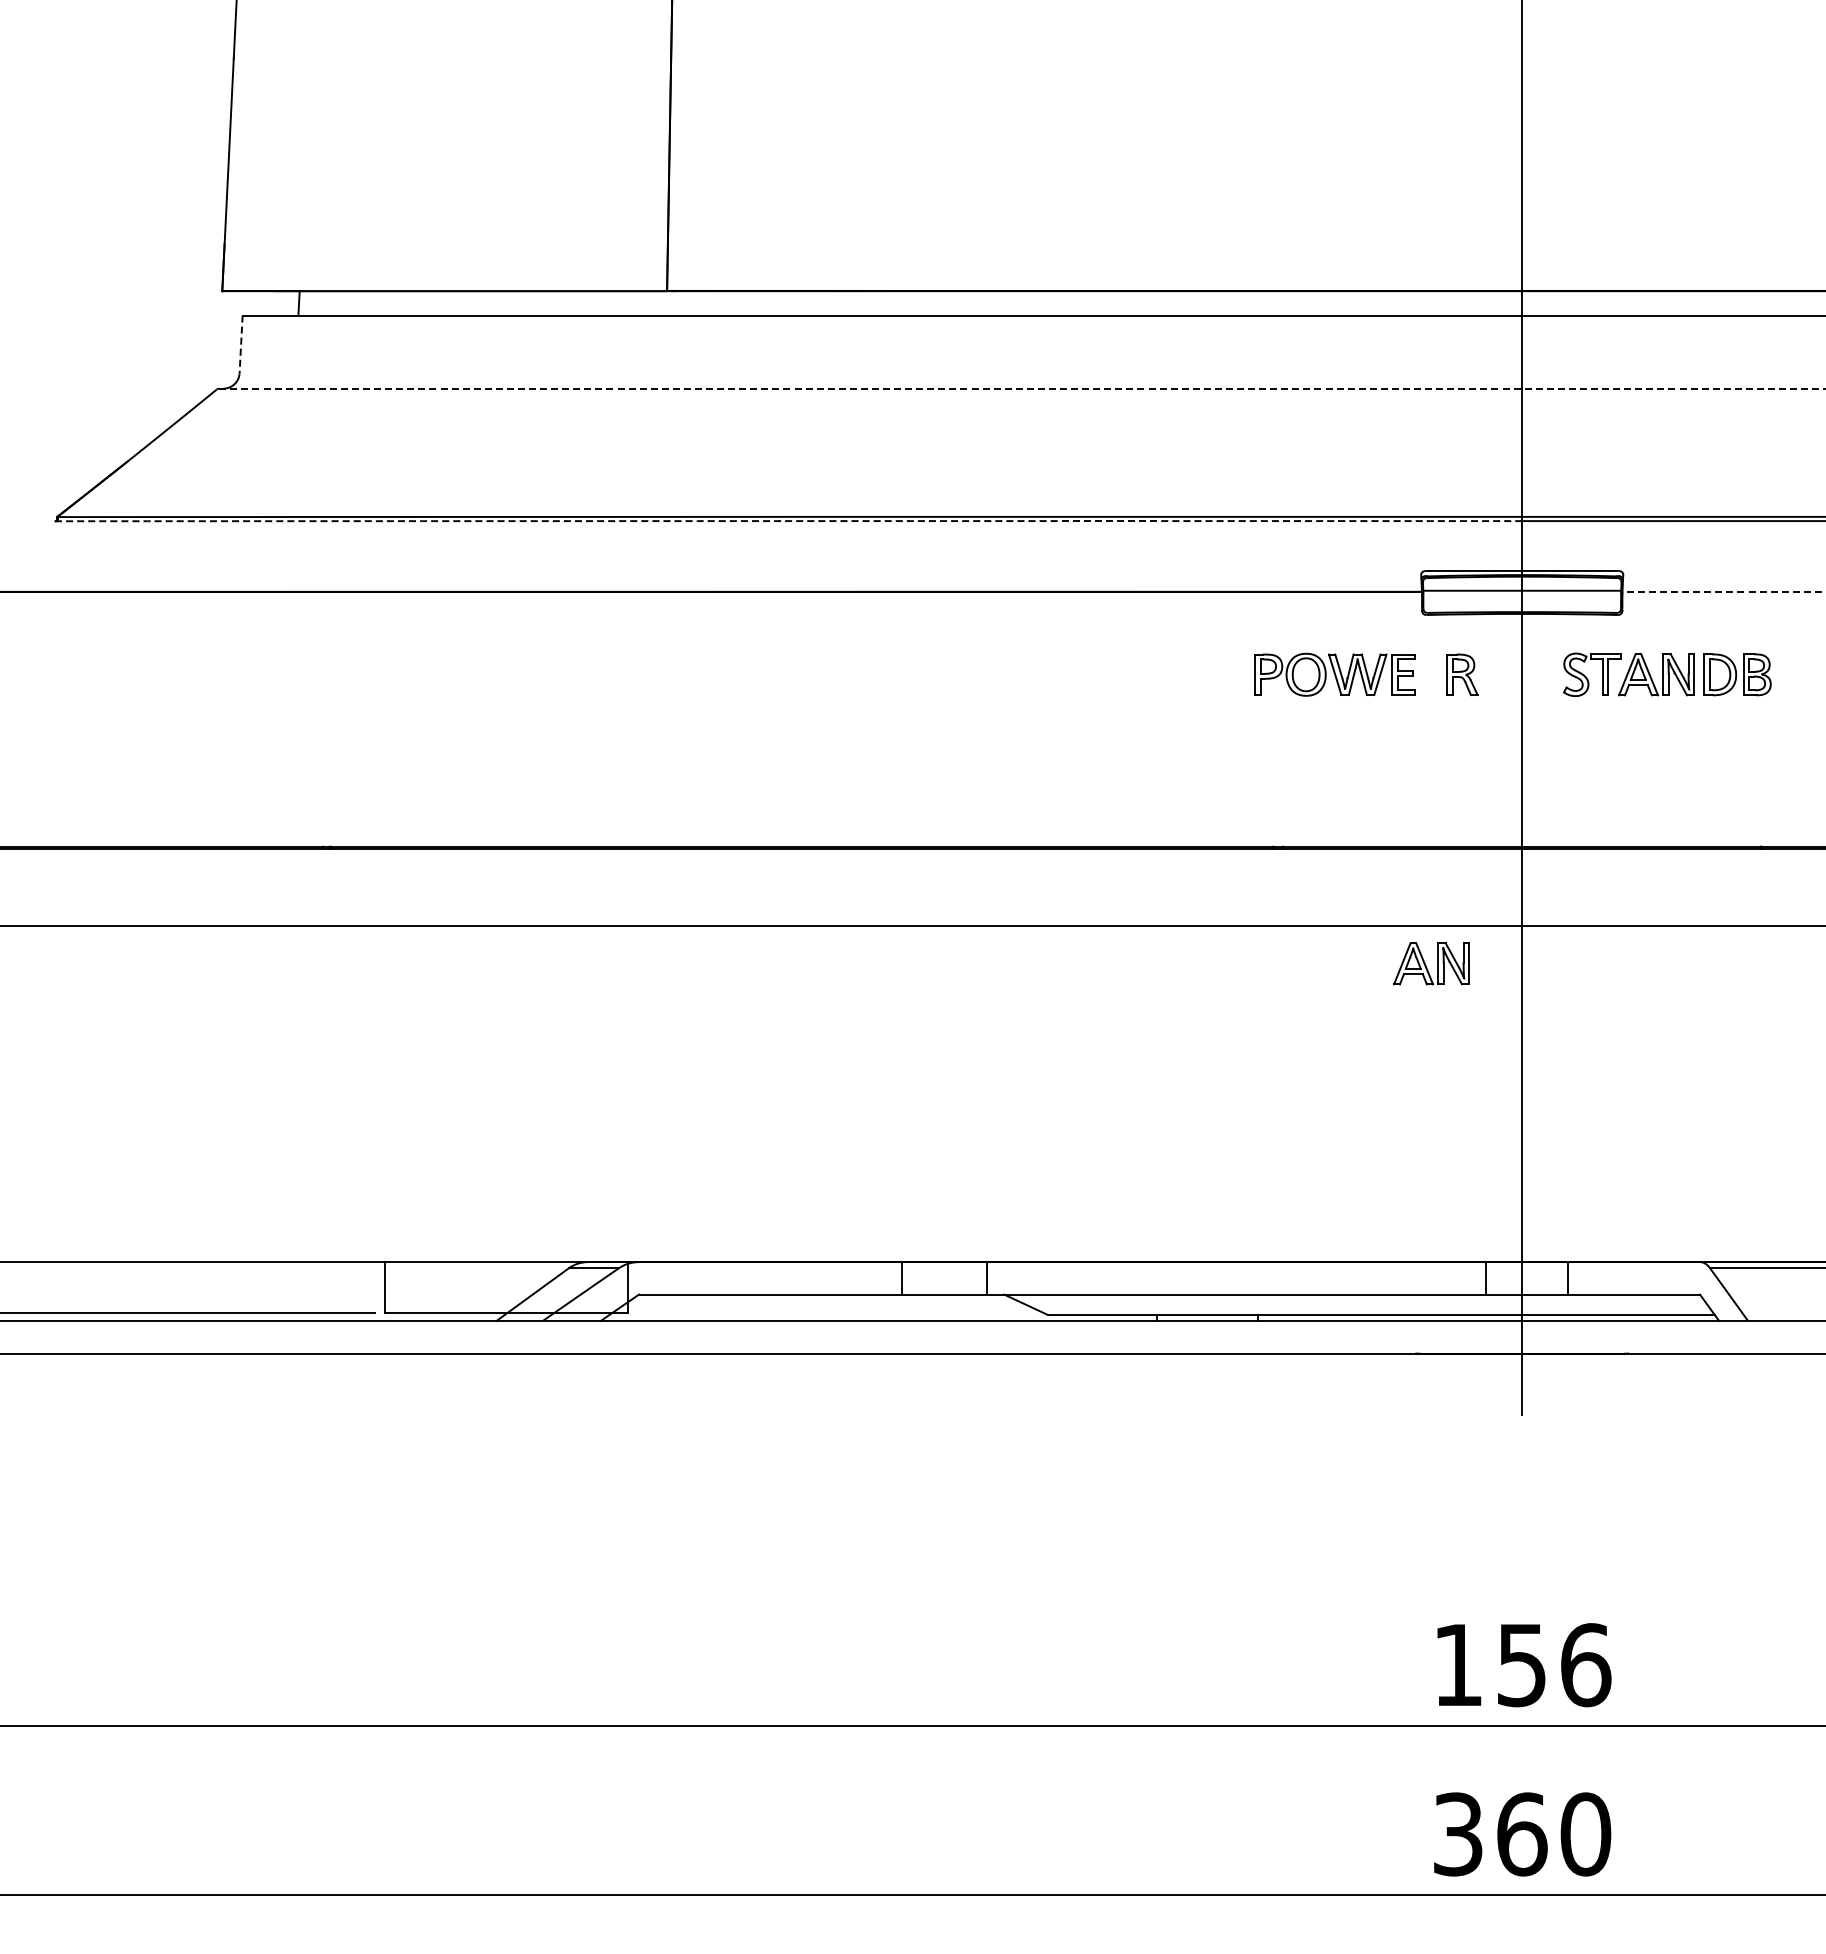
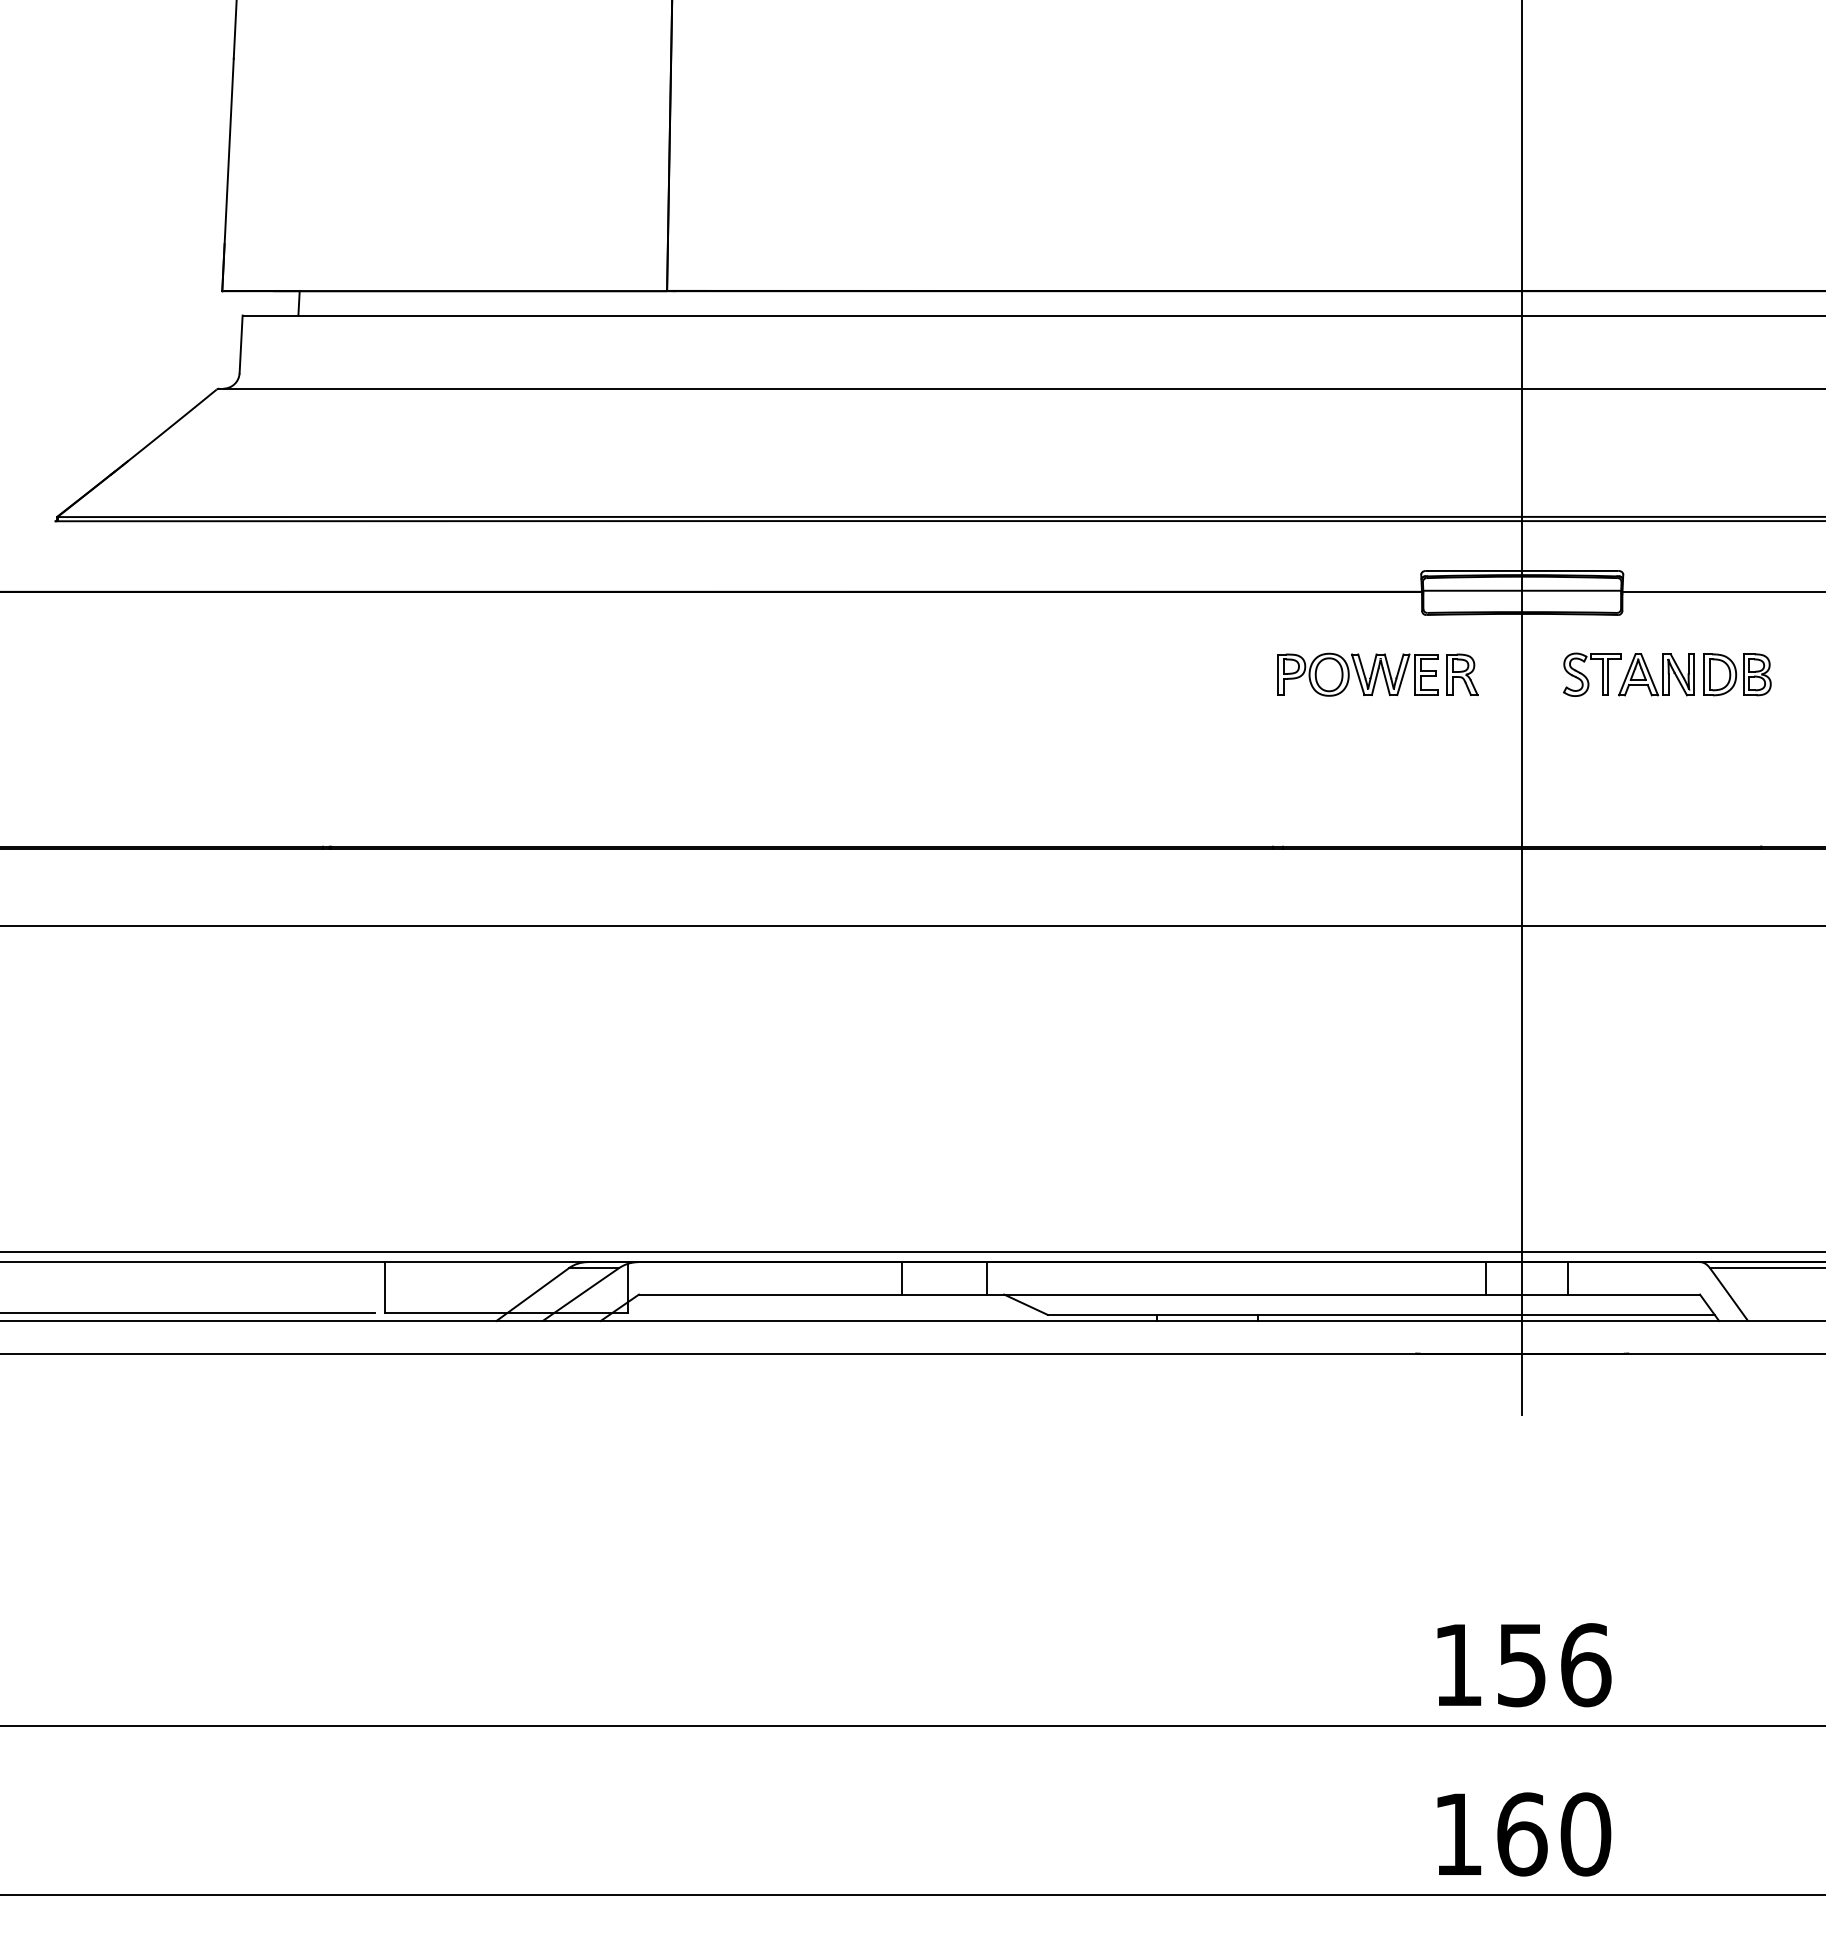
line: dashed -> solid (241, 344)
line: dashed -> solid (1022, 388)
arc: dashed -> solid (789, 521)
line: dashed -> solid (1723, 591)
part position: (1334, 674) -> (1357, 674) (1357, 674)
part: present -> none (1431, 963)
line: none -> present (912, 1252)
text: 360 -> 160 (1458, 1834)
